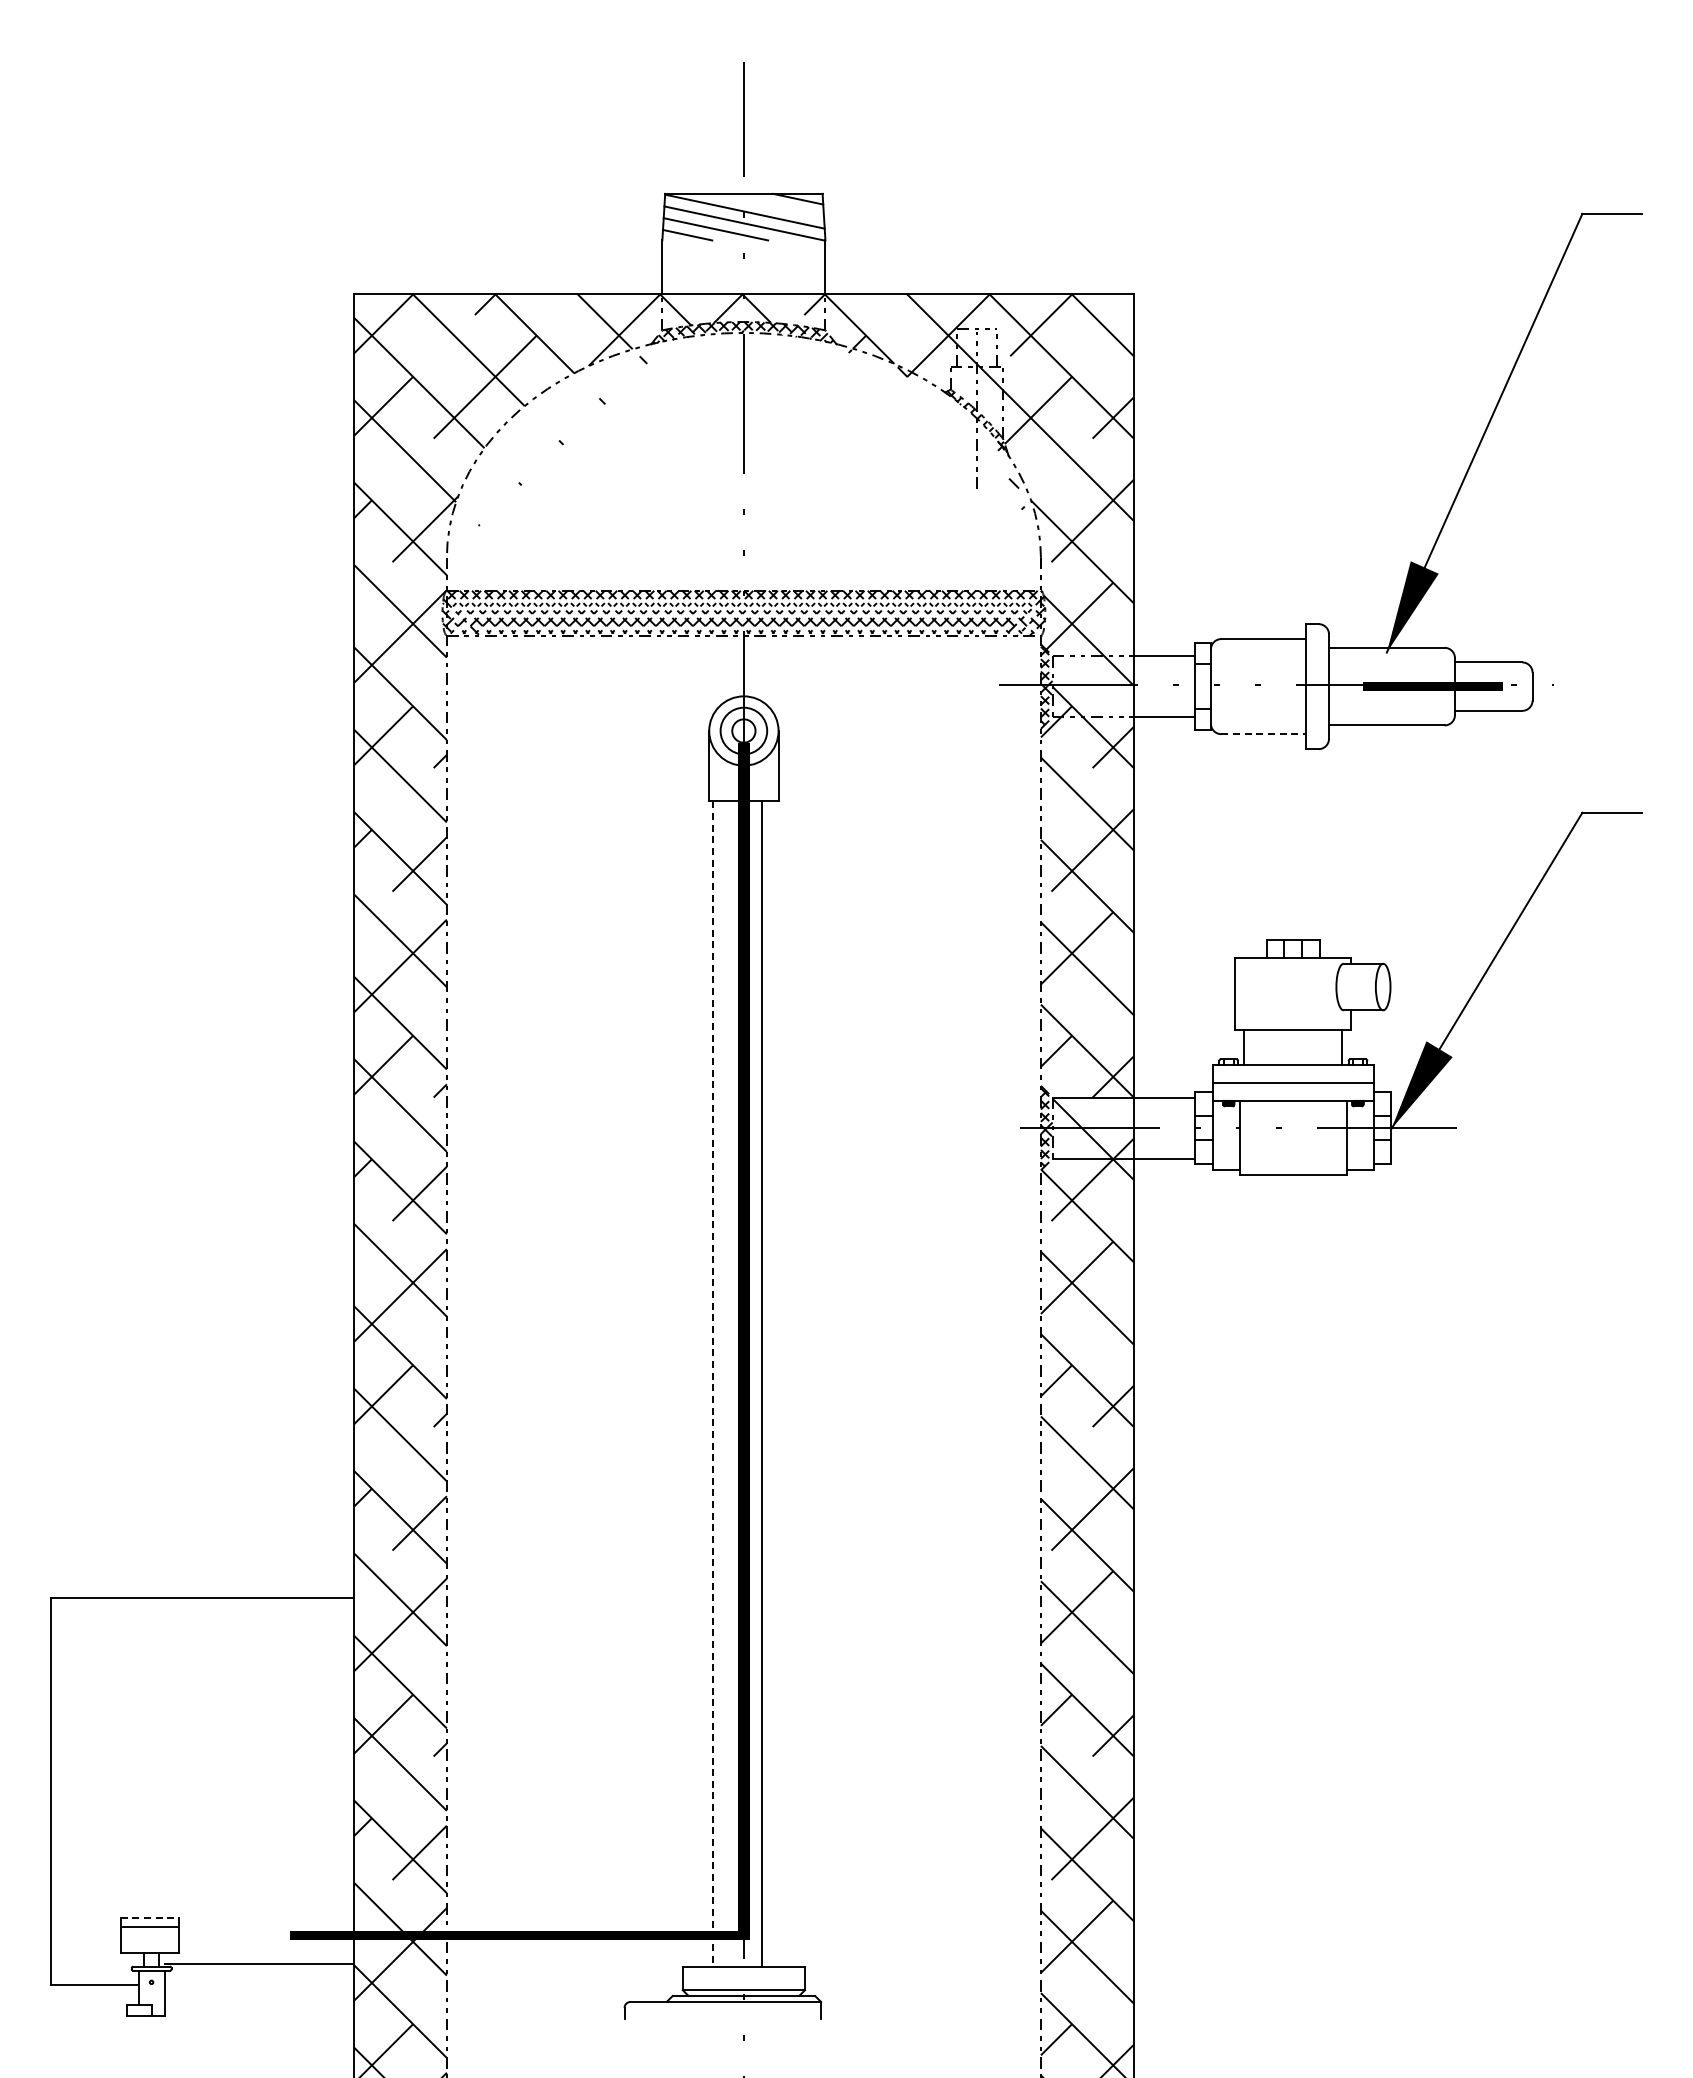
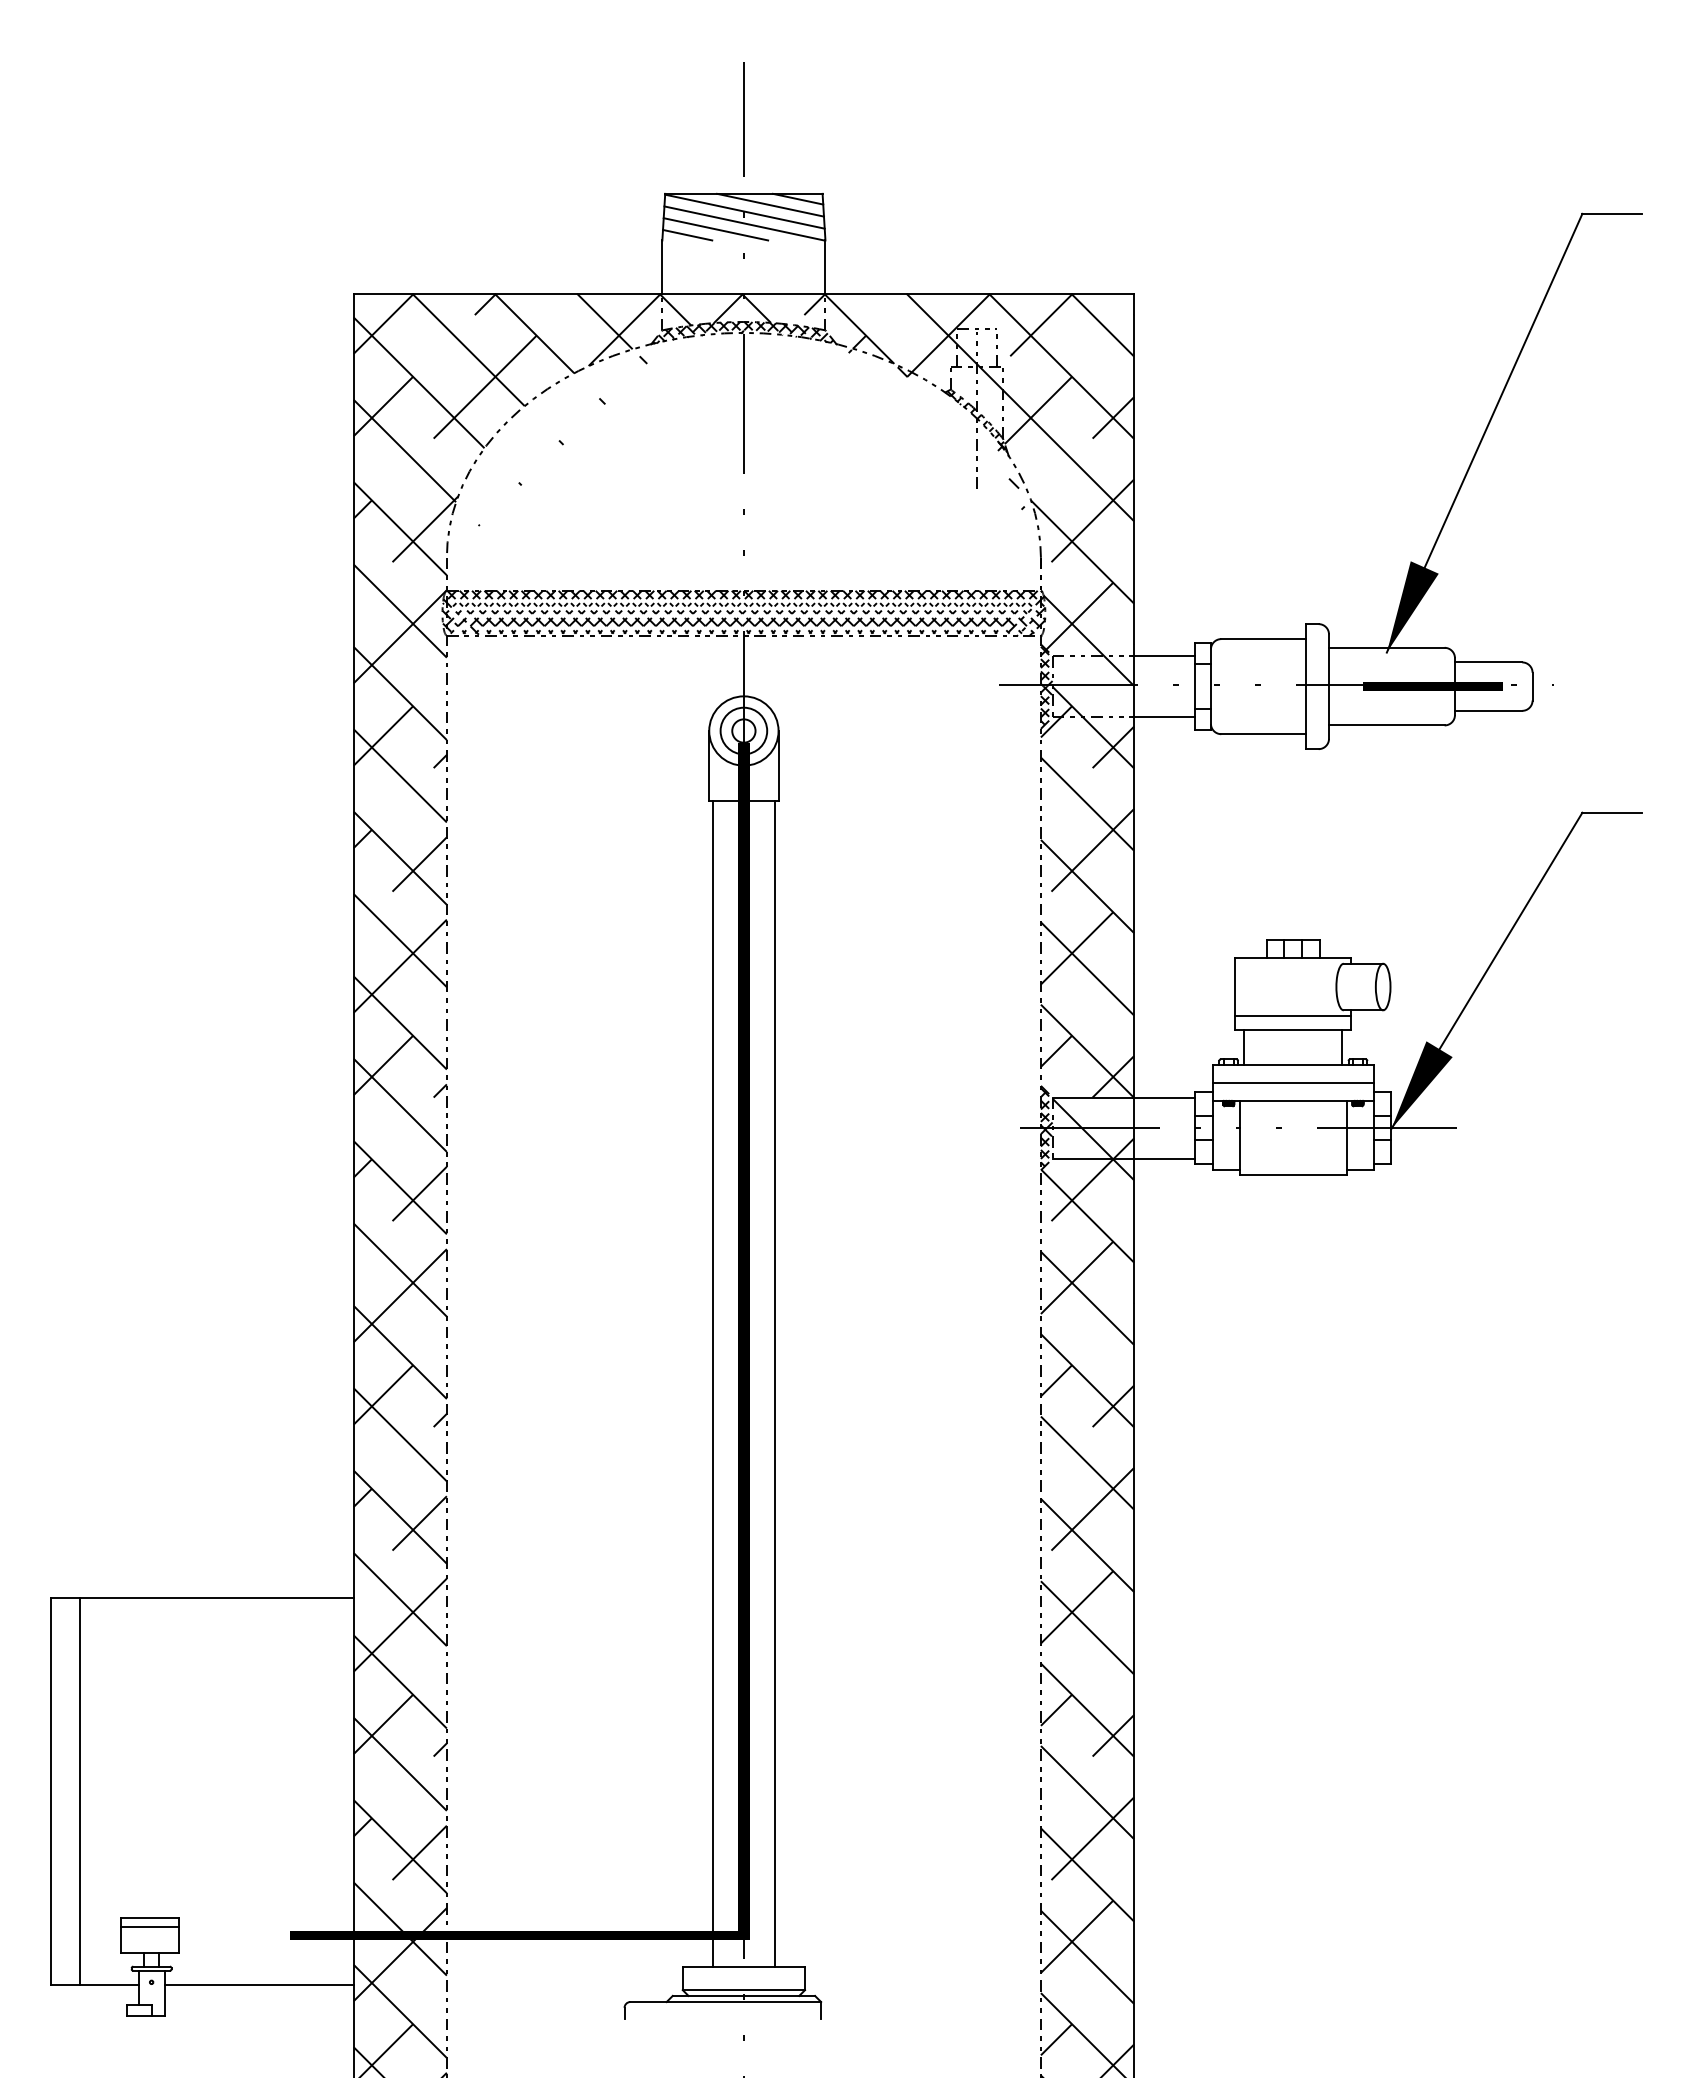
line: none -> present (770, 204)
line: dashed -> solid (1264, 734)
line: none -> present (1293, 1016)
line position: (761, 1383) -> (774, 1383) (774, 1383)
line: dashed -> solid (713, 1384)
line: none -> present (79, 1790)
line: dashed -> solid (150, 1917)
line position: (258, 1963) -> (258, 1984) (258, 1984)
